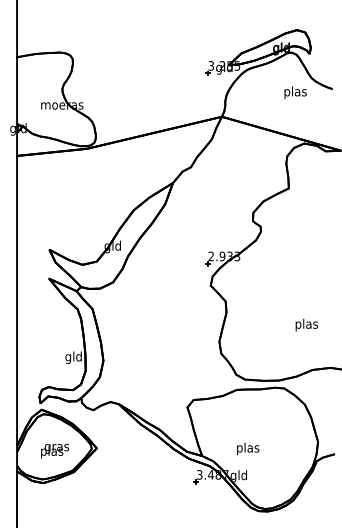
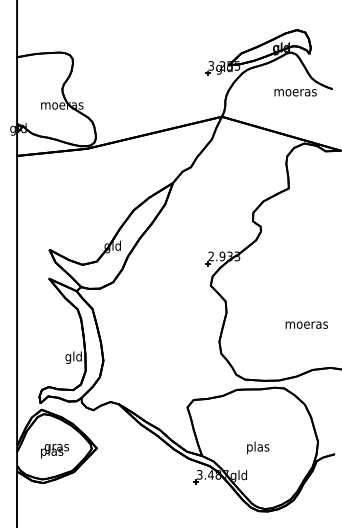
text: plas -> moeras (295, 92)
text: plas -> moeras (306, 324)
text position: (248, 448) -> (258, 447) (258, 447)
